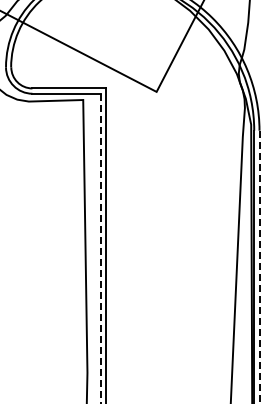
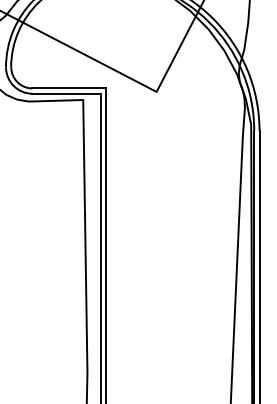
line: dashed -> solid (101, 248)
line: dashed -> solid (259, 267)
